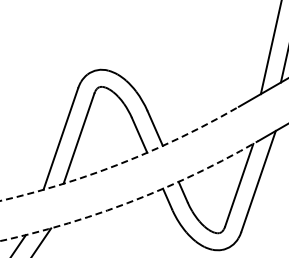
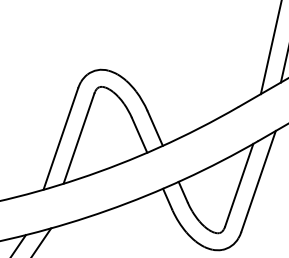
arc: dashed -> solid (123, 162)
arc: dashed -> solid (132, 201)
